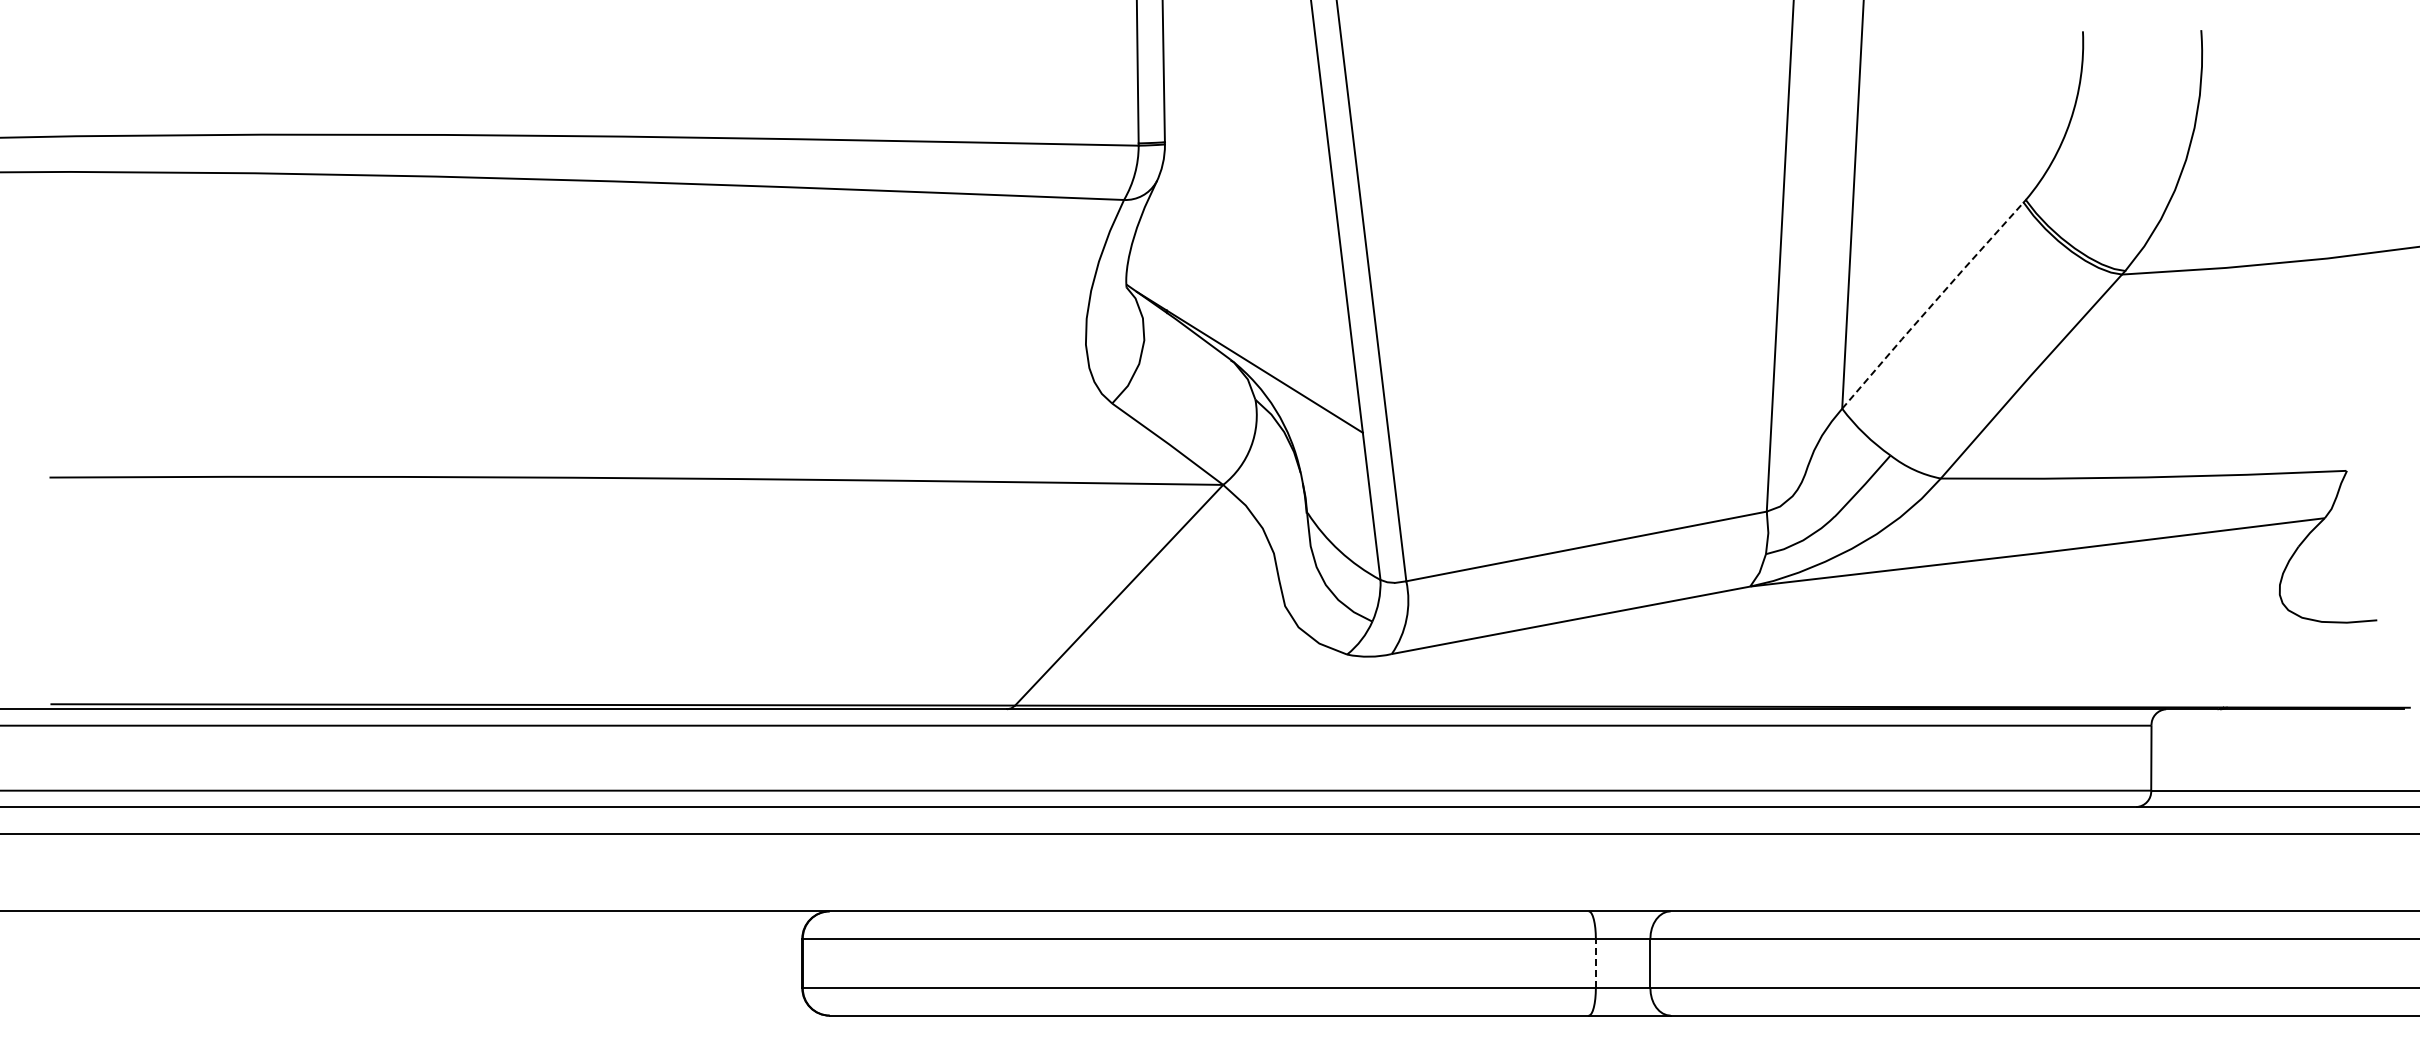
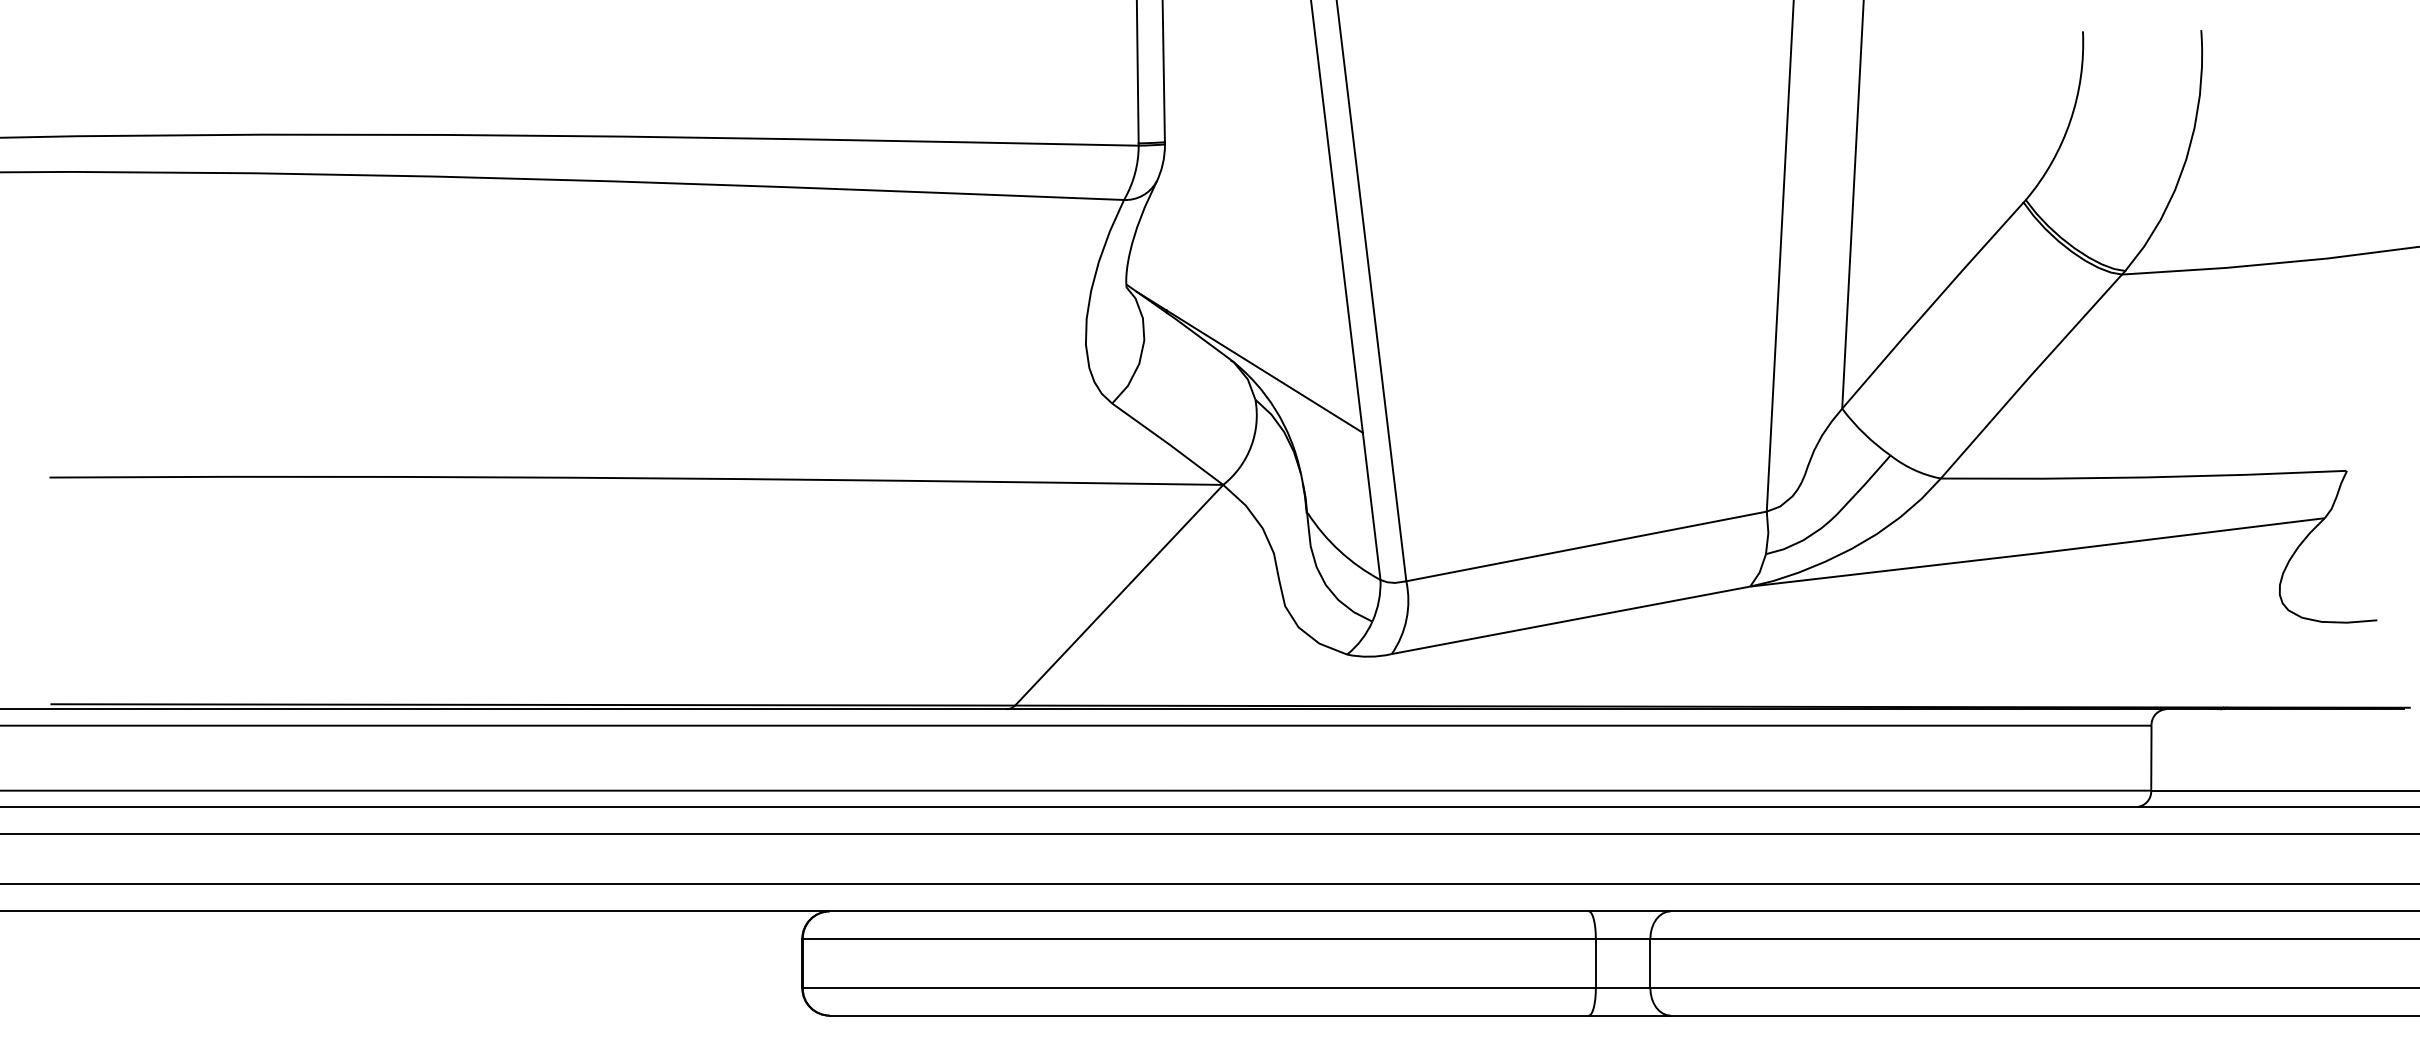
line: dashed -> solid (1931, 305)
line: none -> present (1209, 883)
line: dashed -> solid (1595, 963)
